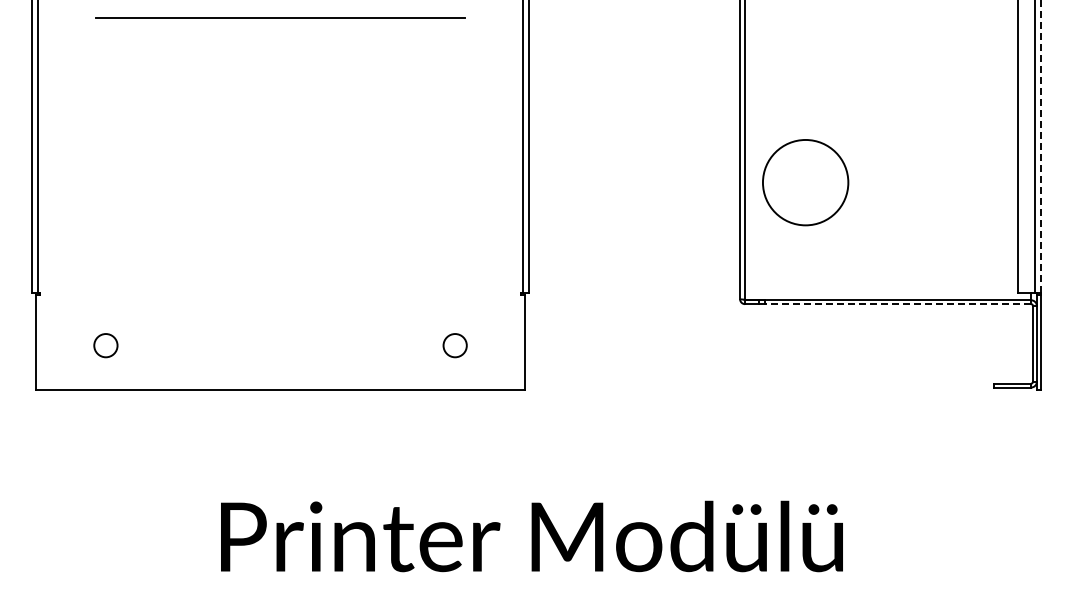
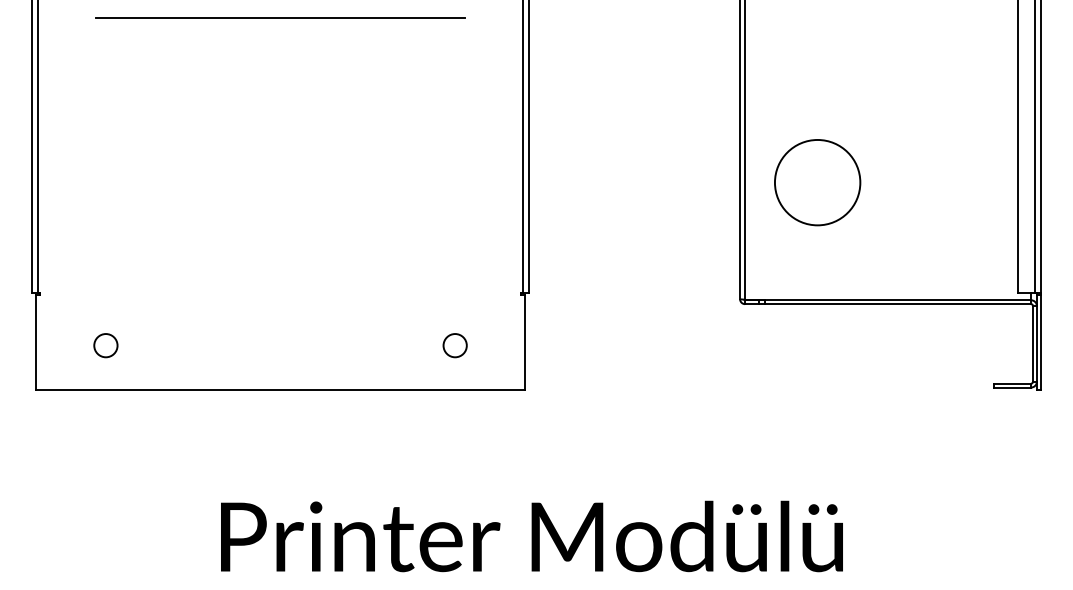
line: dashed -> solid (1040, 147)
circle position: (805, 182) -> (817, 182) (817, 182)
line: dashed -> solid (897, 304)
